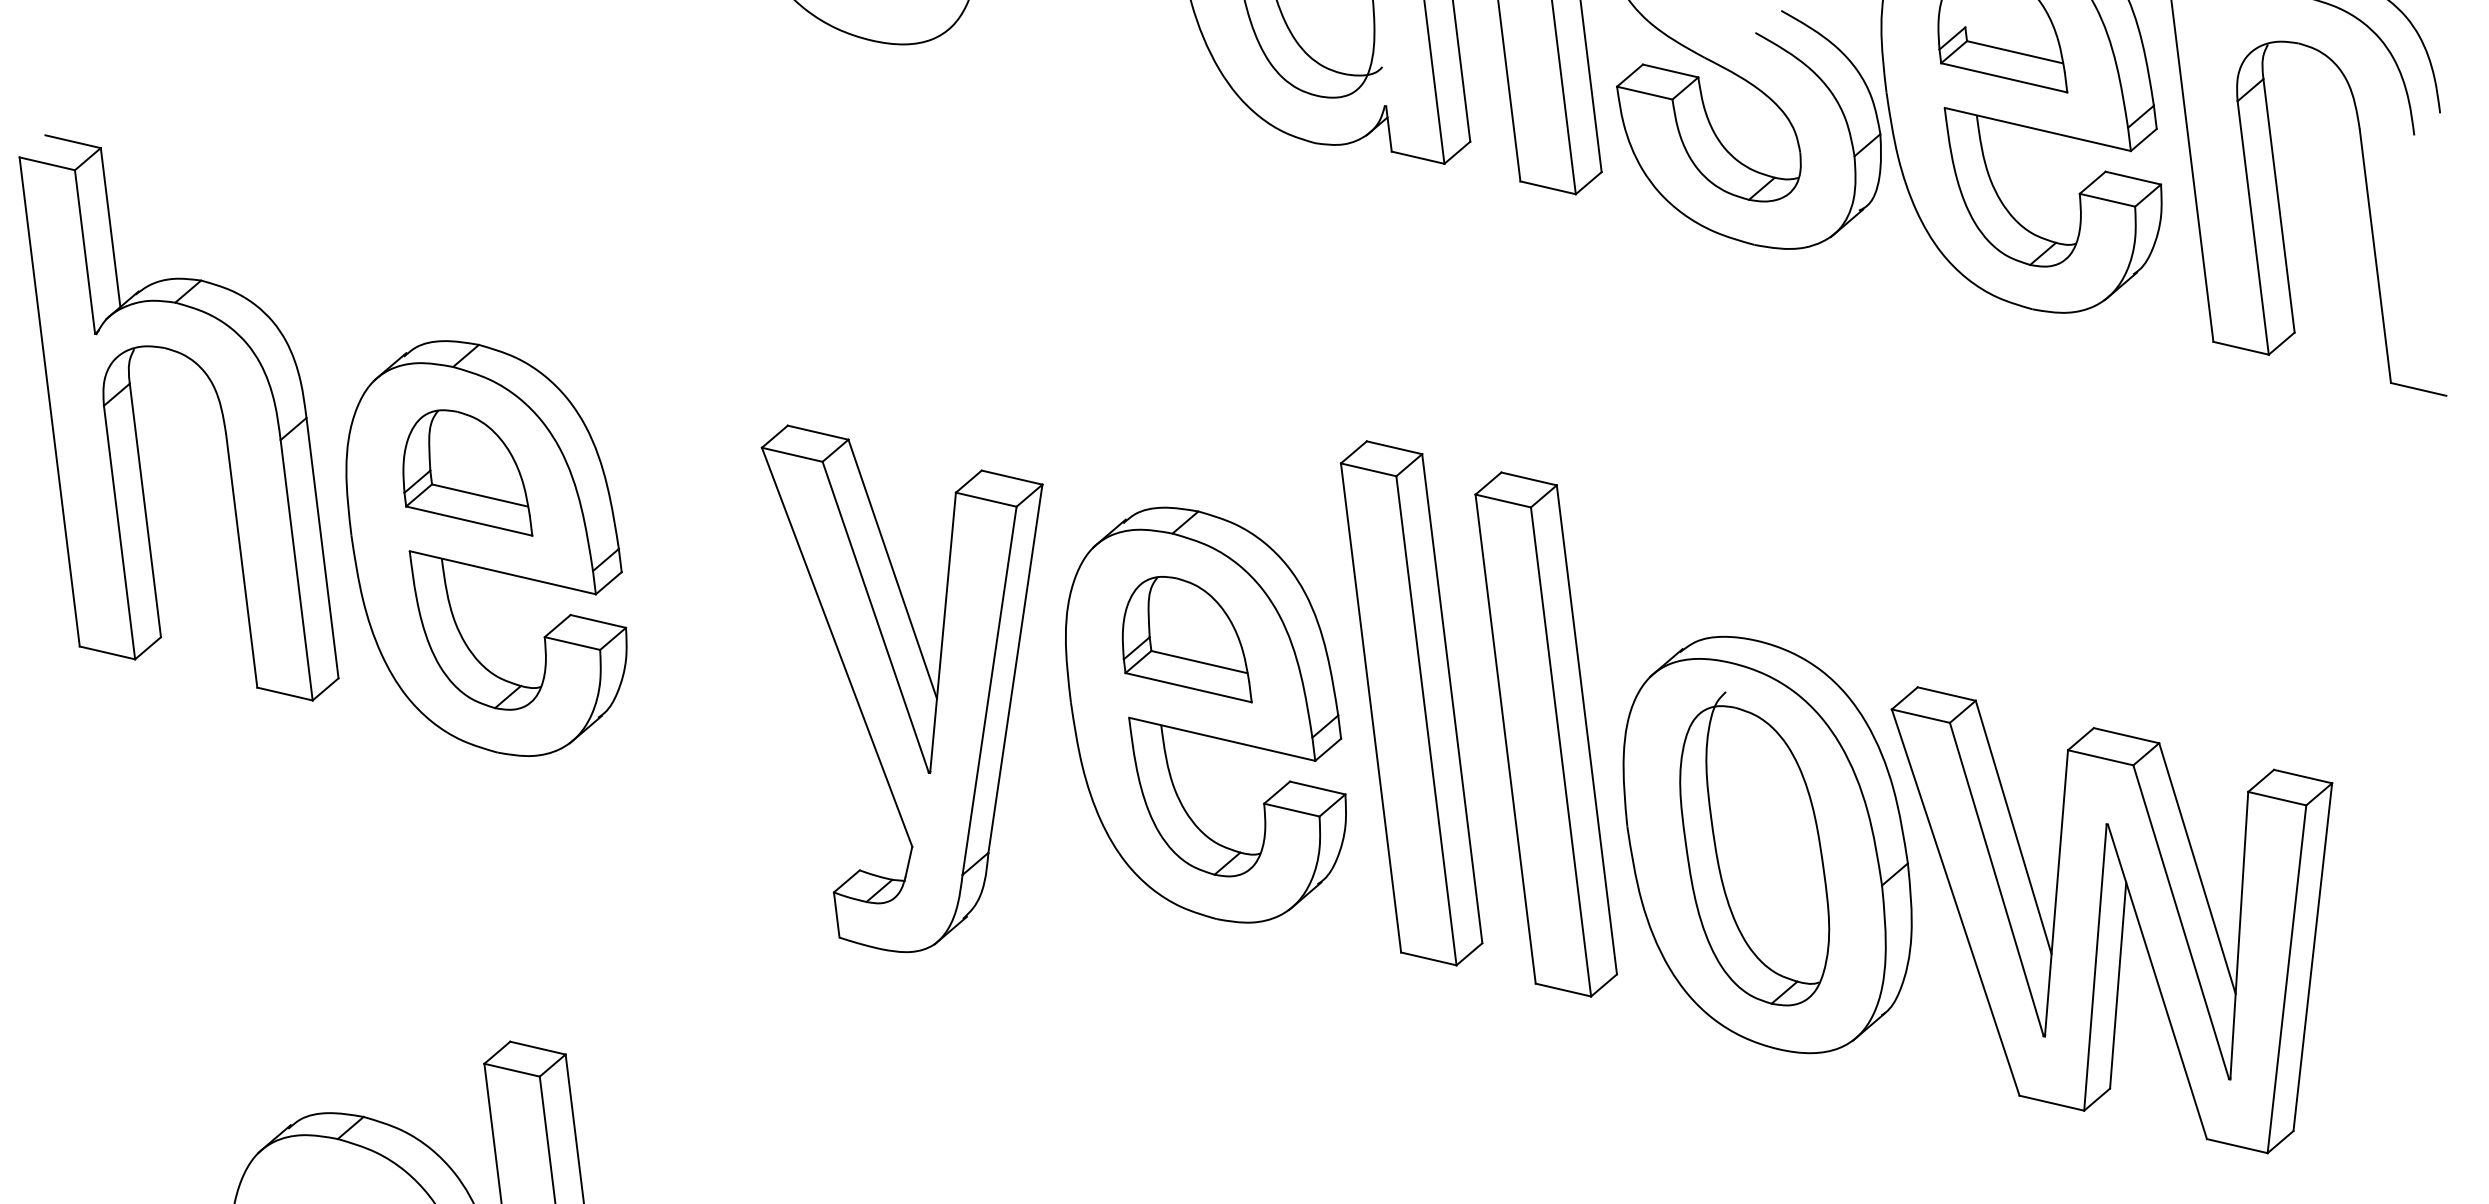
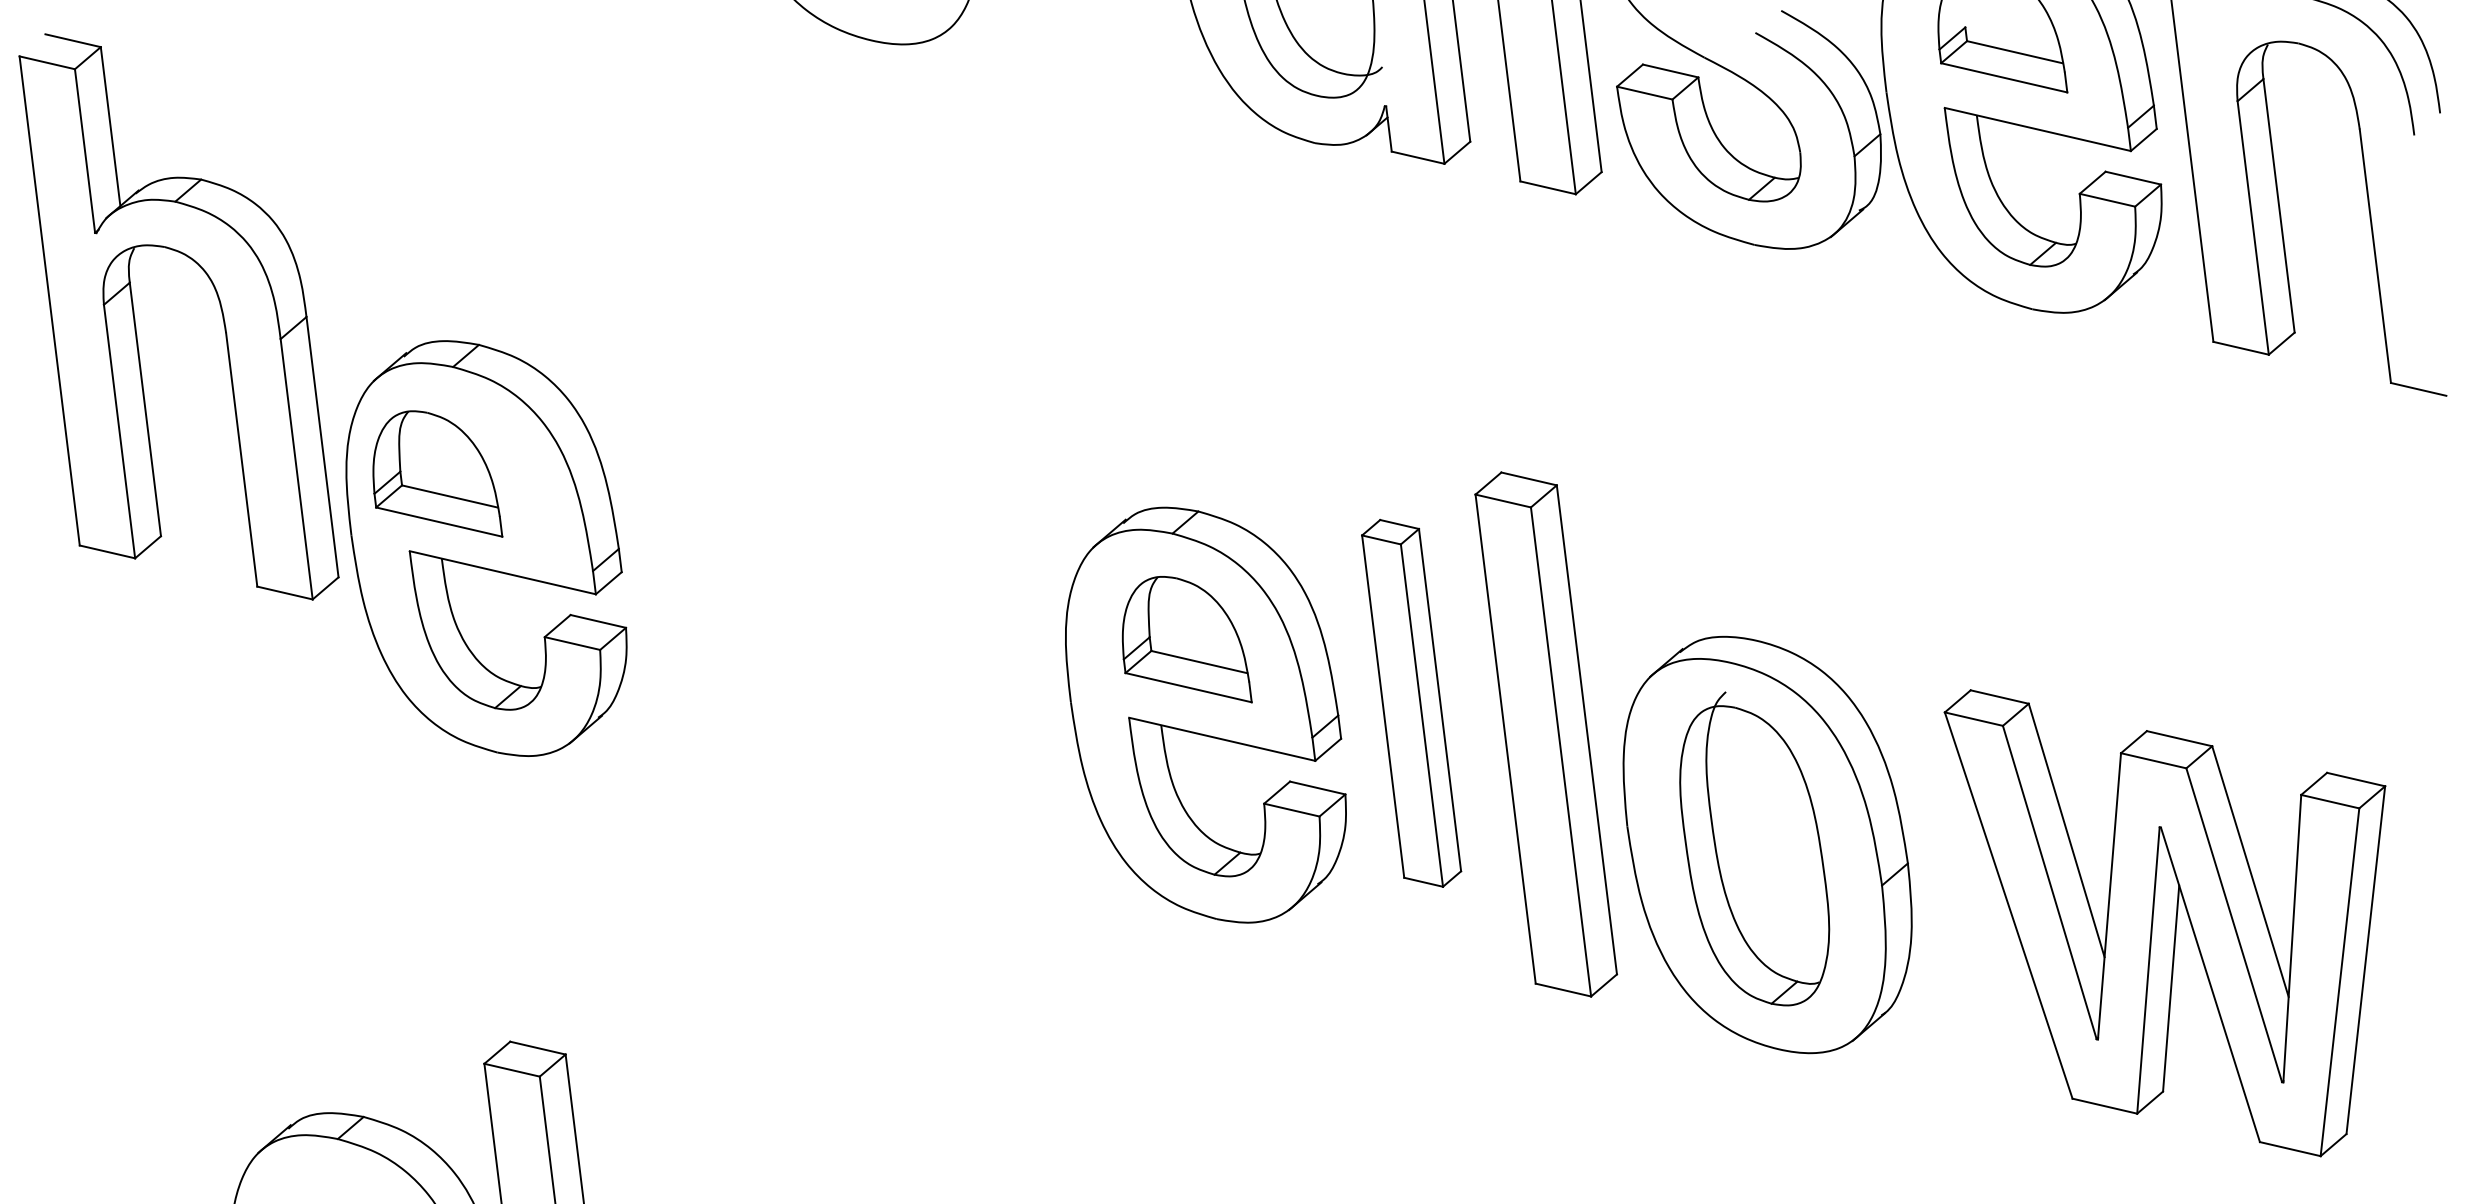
part position: (219, 406) -> (219, 305) (219, 305)
part position: (467, 472) -> (437, 473) (437, 473)
part: present -> none (901, 688)
part size: 145x527 px -> 102x370 px (1411, 702)
part position: (2111, 920) -> (2164, 923) (2164, 923)
